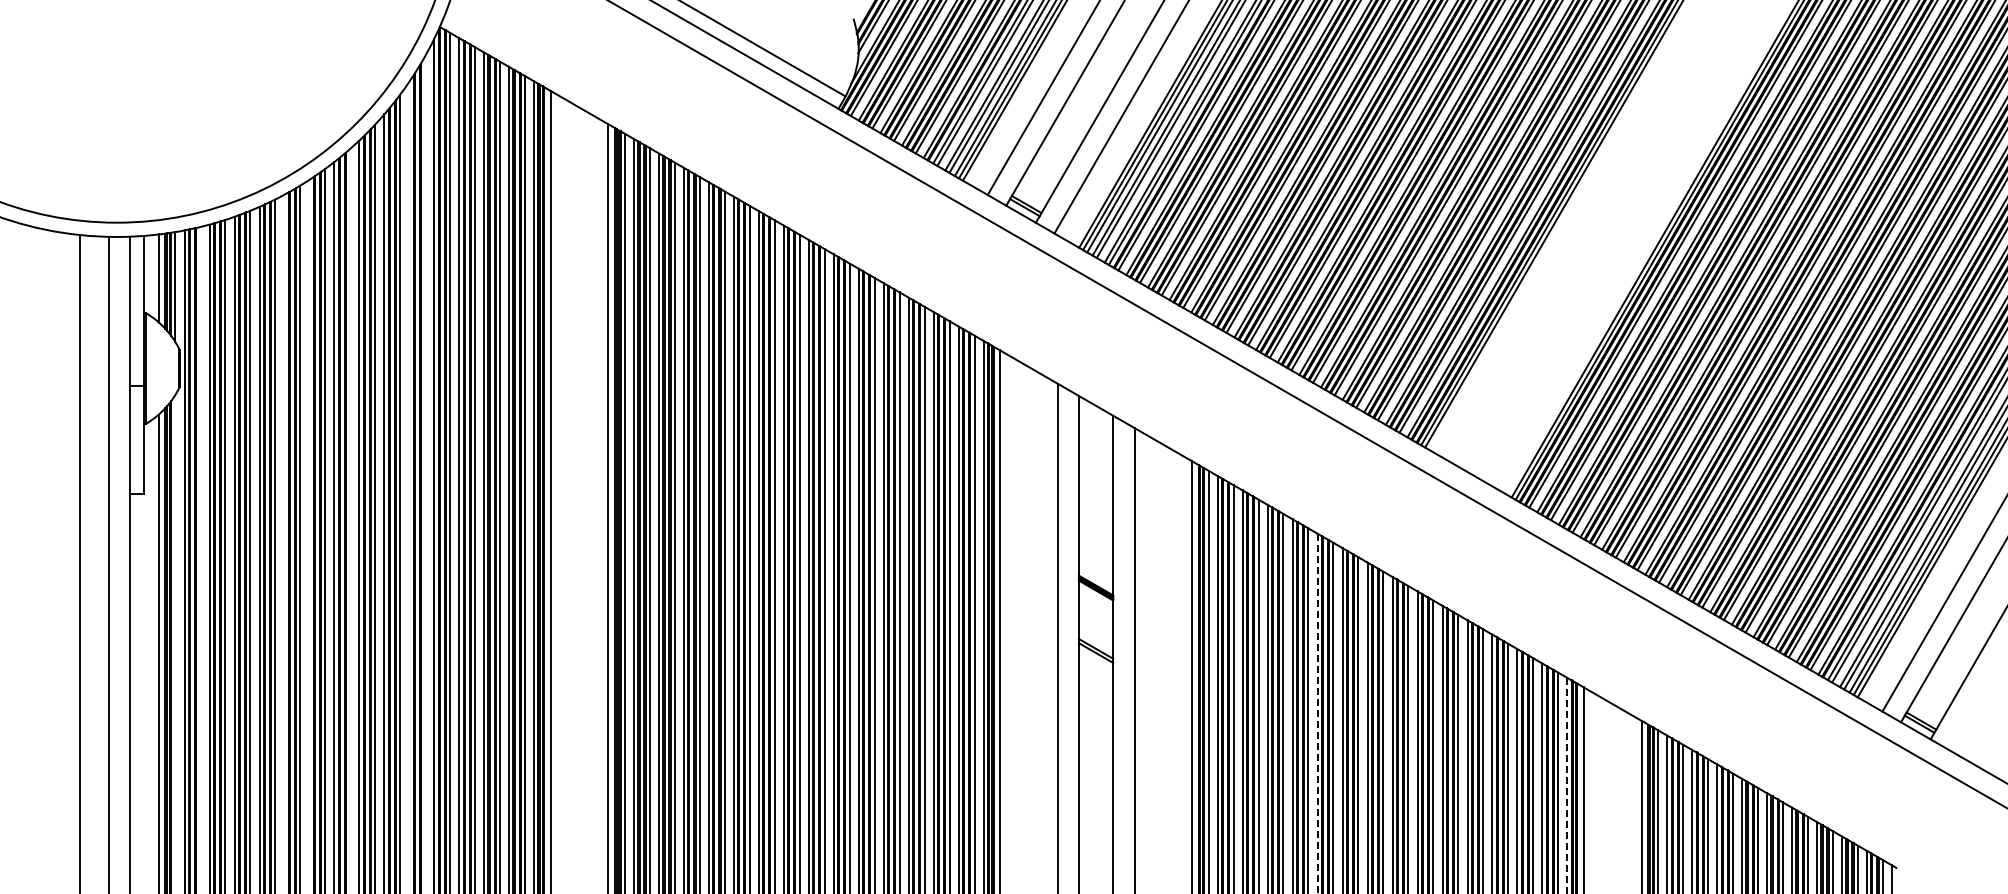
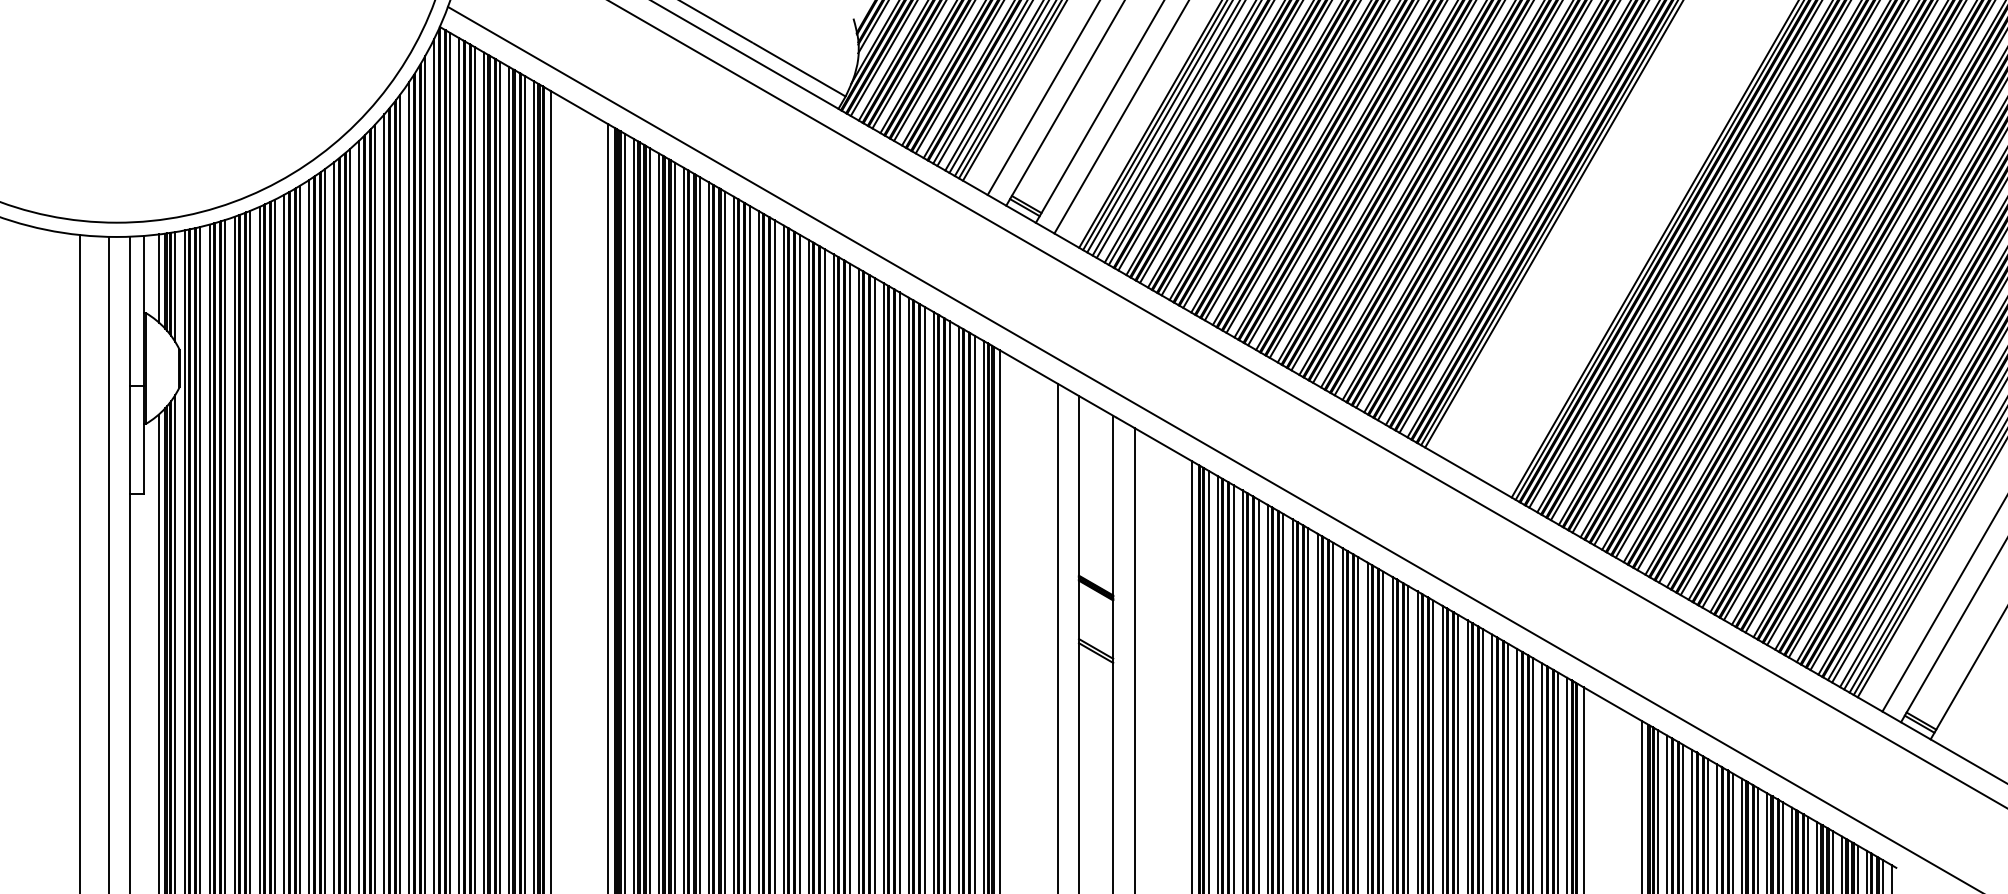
line: none -> present (1212, 448)
line: none -> present (425, 473)
line: none -> present (409, 485)
line: none -> present (350, 519)
line: none -> present (309, 534)
line: none -> present (284, 542)
line: none -> present (200, 558)
line: none -> present (175, 642)
line: dashed -> solid (1317, 713)
line: dashed -> solid (1567, 785)
